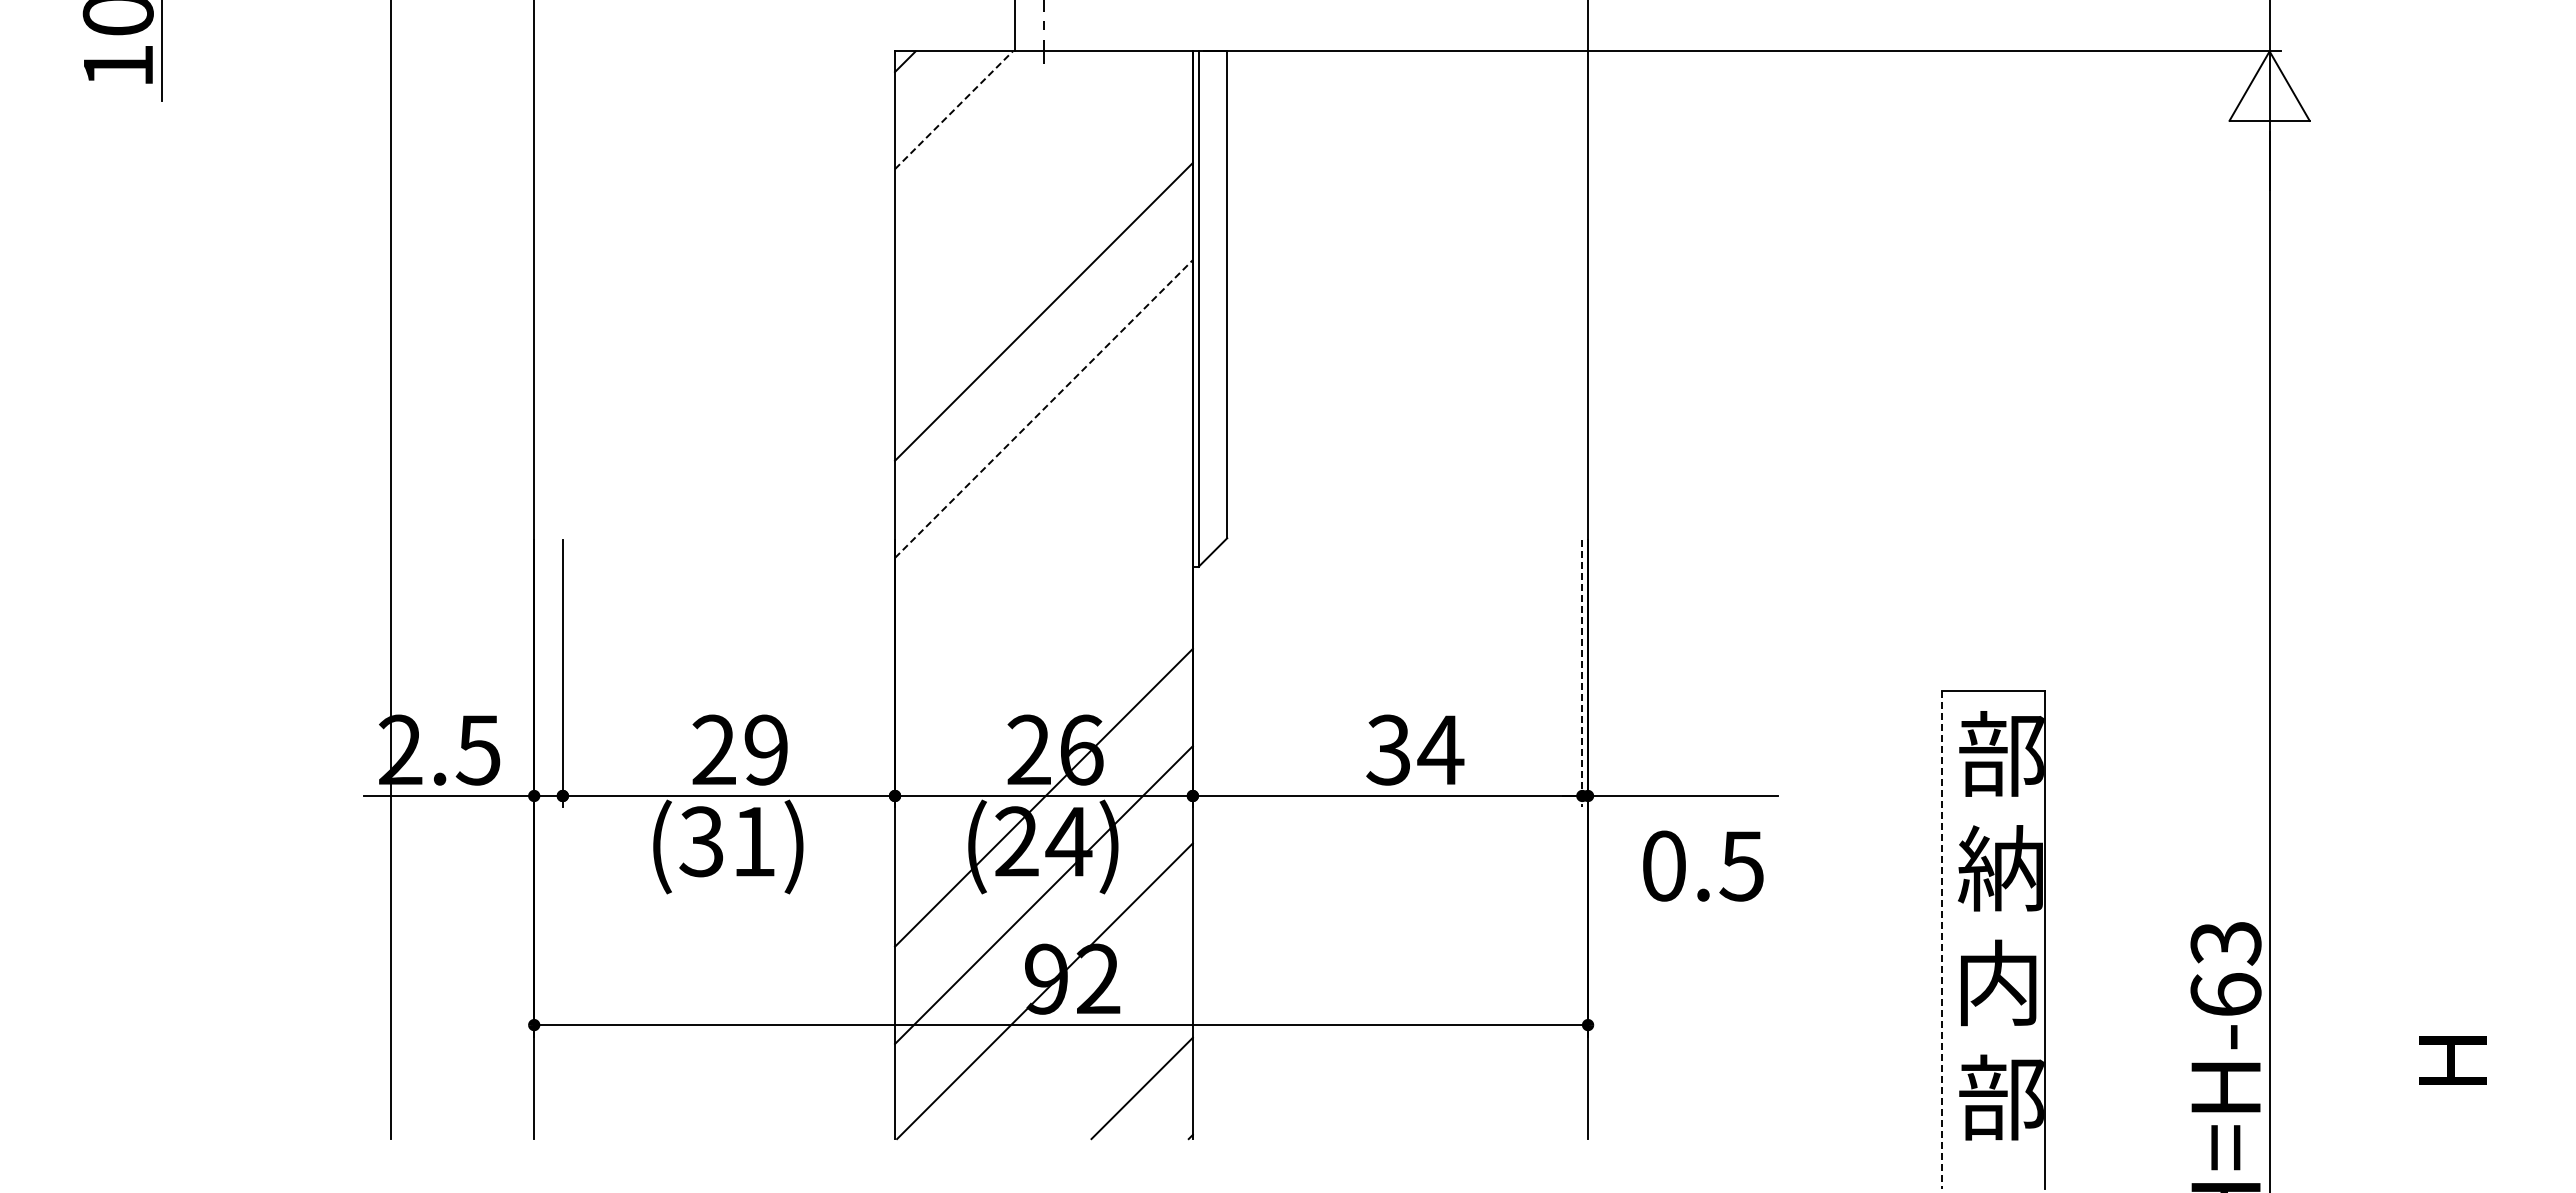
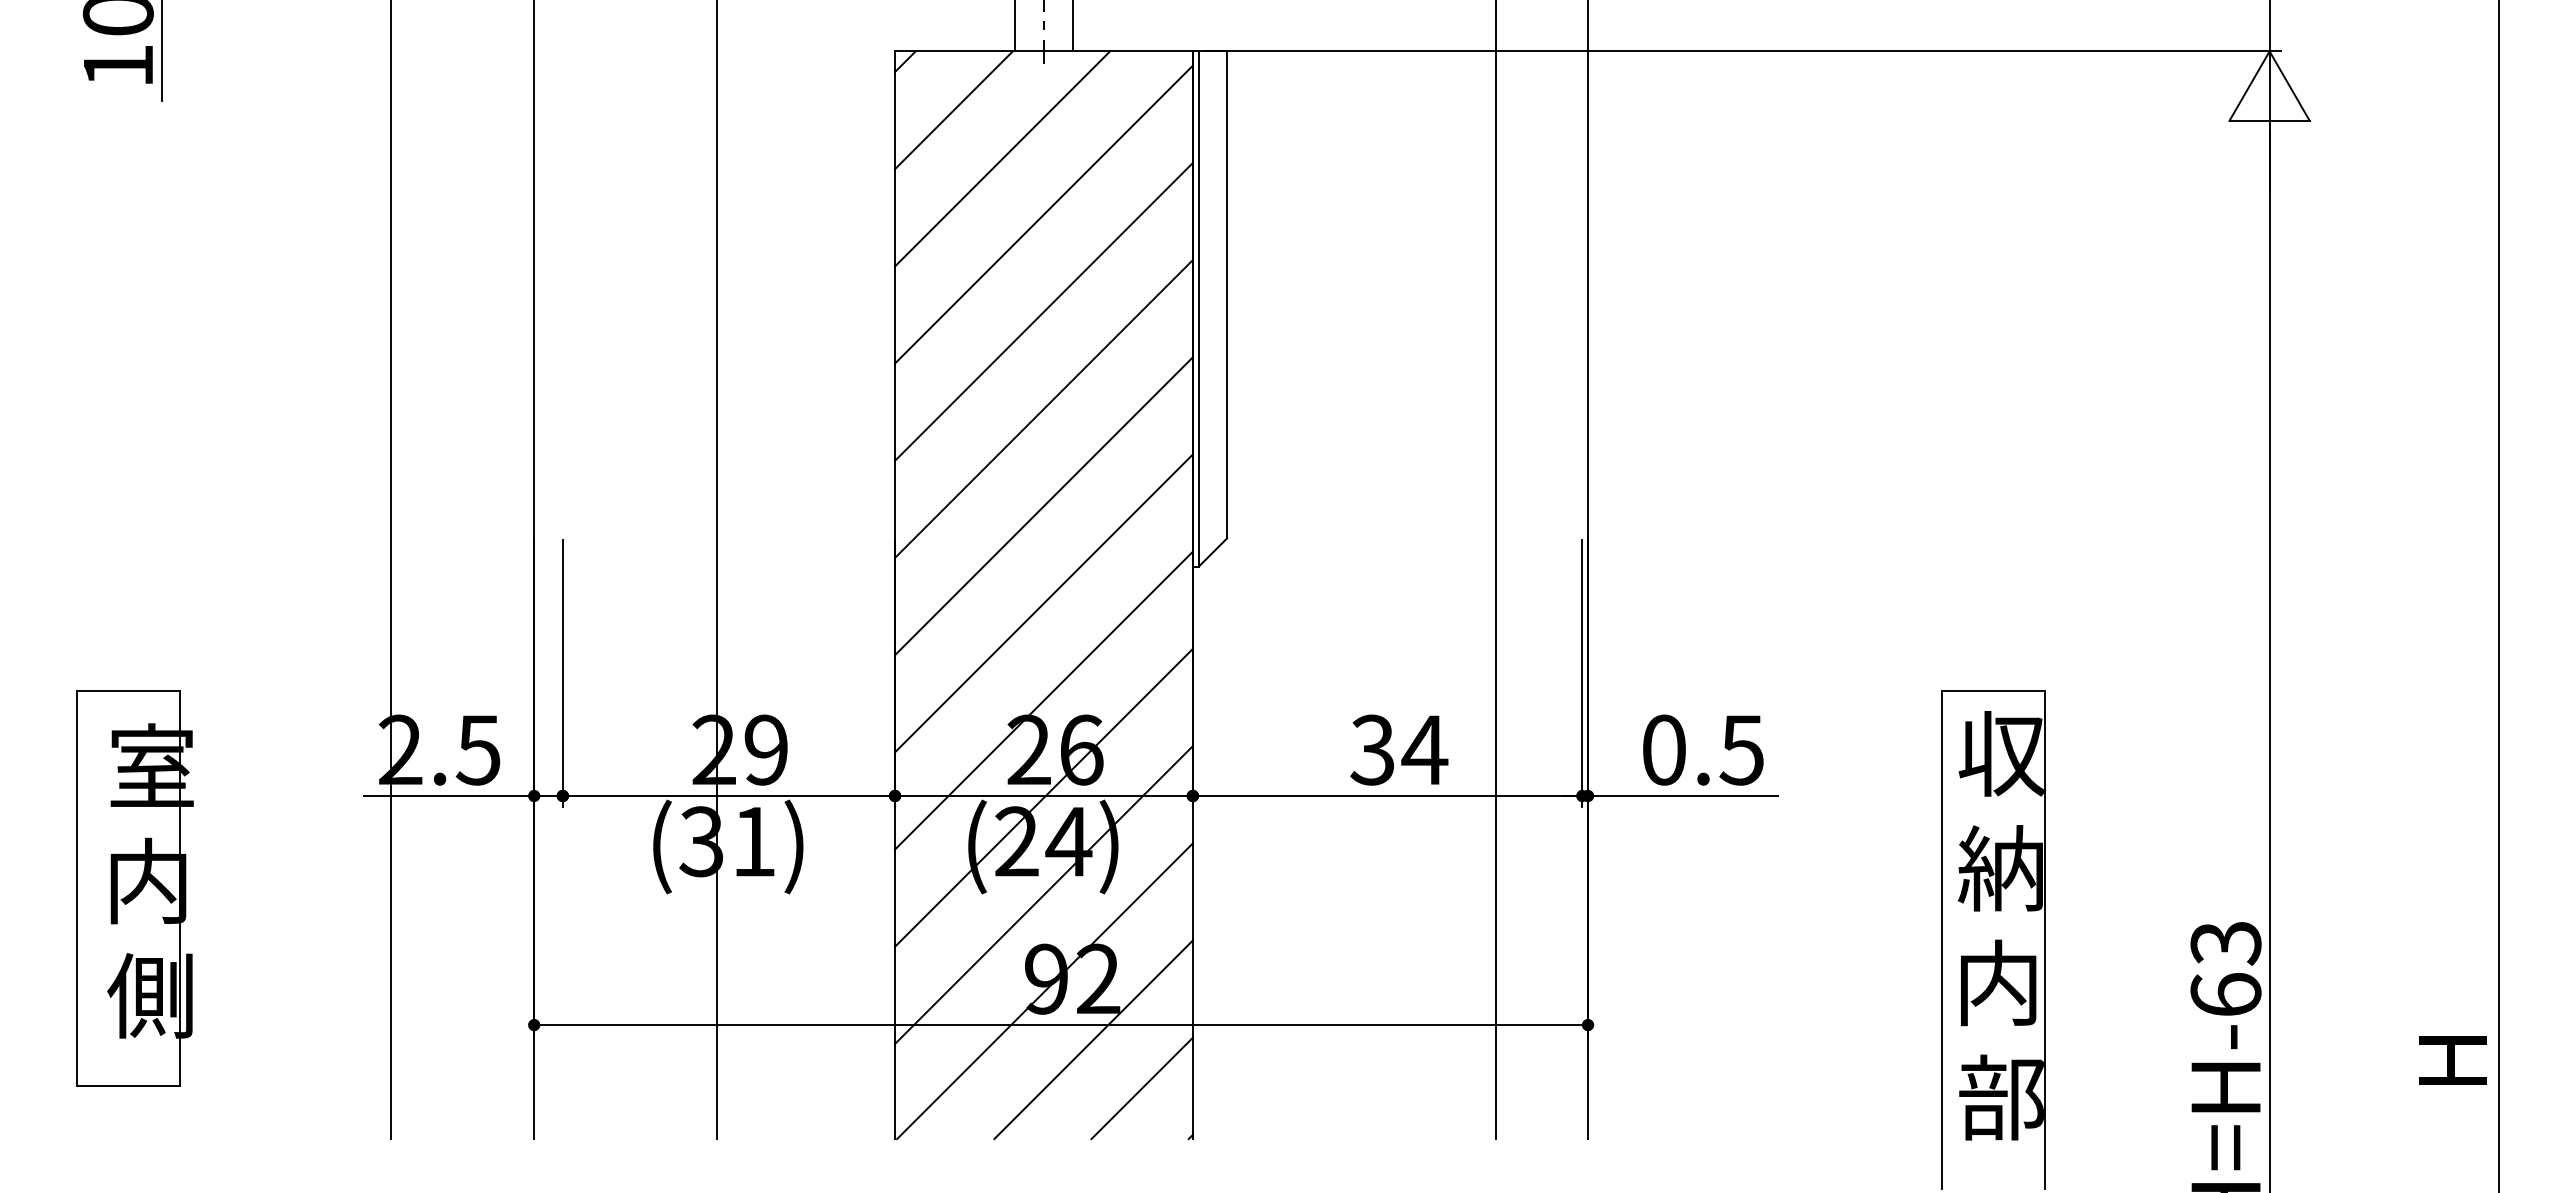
line: none -> present (1072, 26)
line: dashed -> solid (954, 109)
line: none -> present (1002, 158)
line: none -> present (1043, 214)
line: dashed -> solid (1043, 409)
line: none -> present (1043, 506)
line: none -> present (717, 570)
line: none -> present (1496, 570)
line: none -> present (2498, 595)
line: none -> present (1043, 603)
line: dashed -> solid (1582, 673)
line: none -> present (1043, 700)
text position: (1415, 749) -> (1399, 749) (1399, 749)
text: 部 -> 収 (2002, 753)
text position: (1703, 865) -> (1703, 749) (1703, 749)
part: none -> present (134, 888)
line: dashed -> solid (1942, 940)
line: none -> present (1093, 1039)
